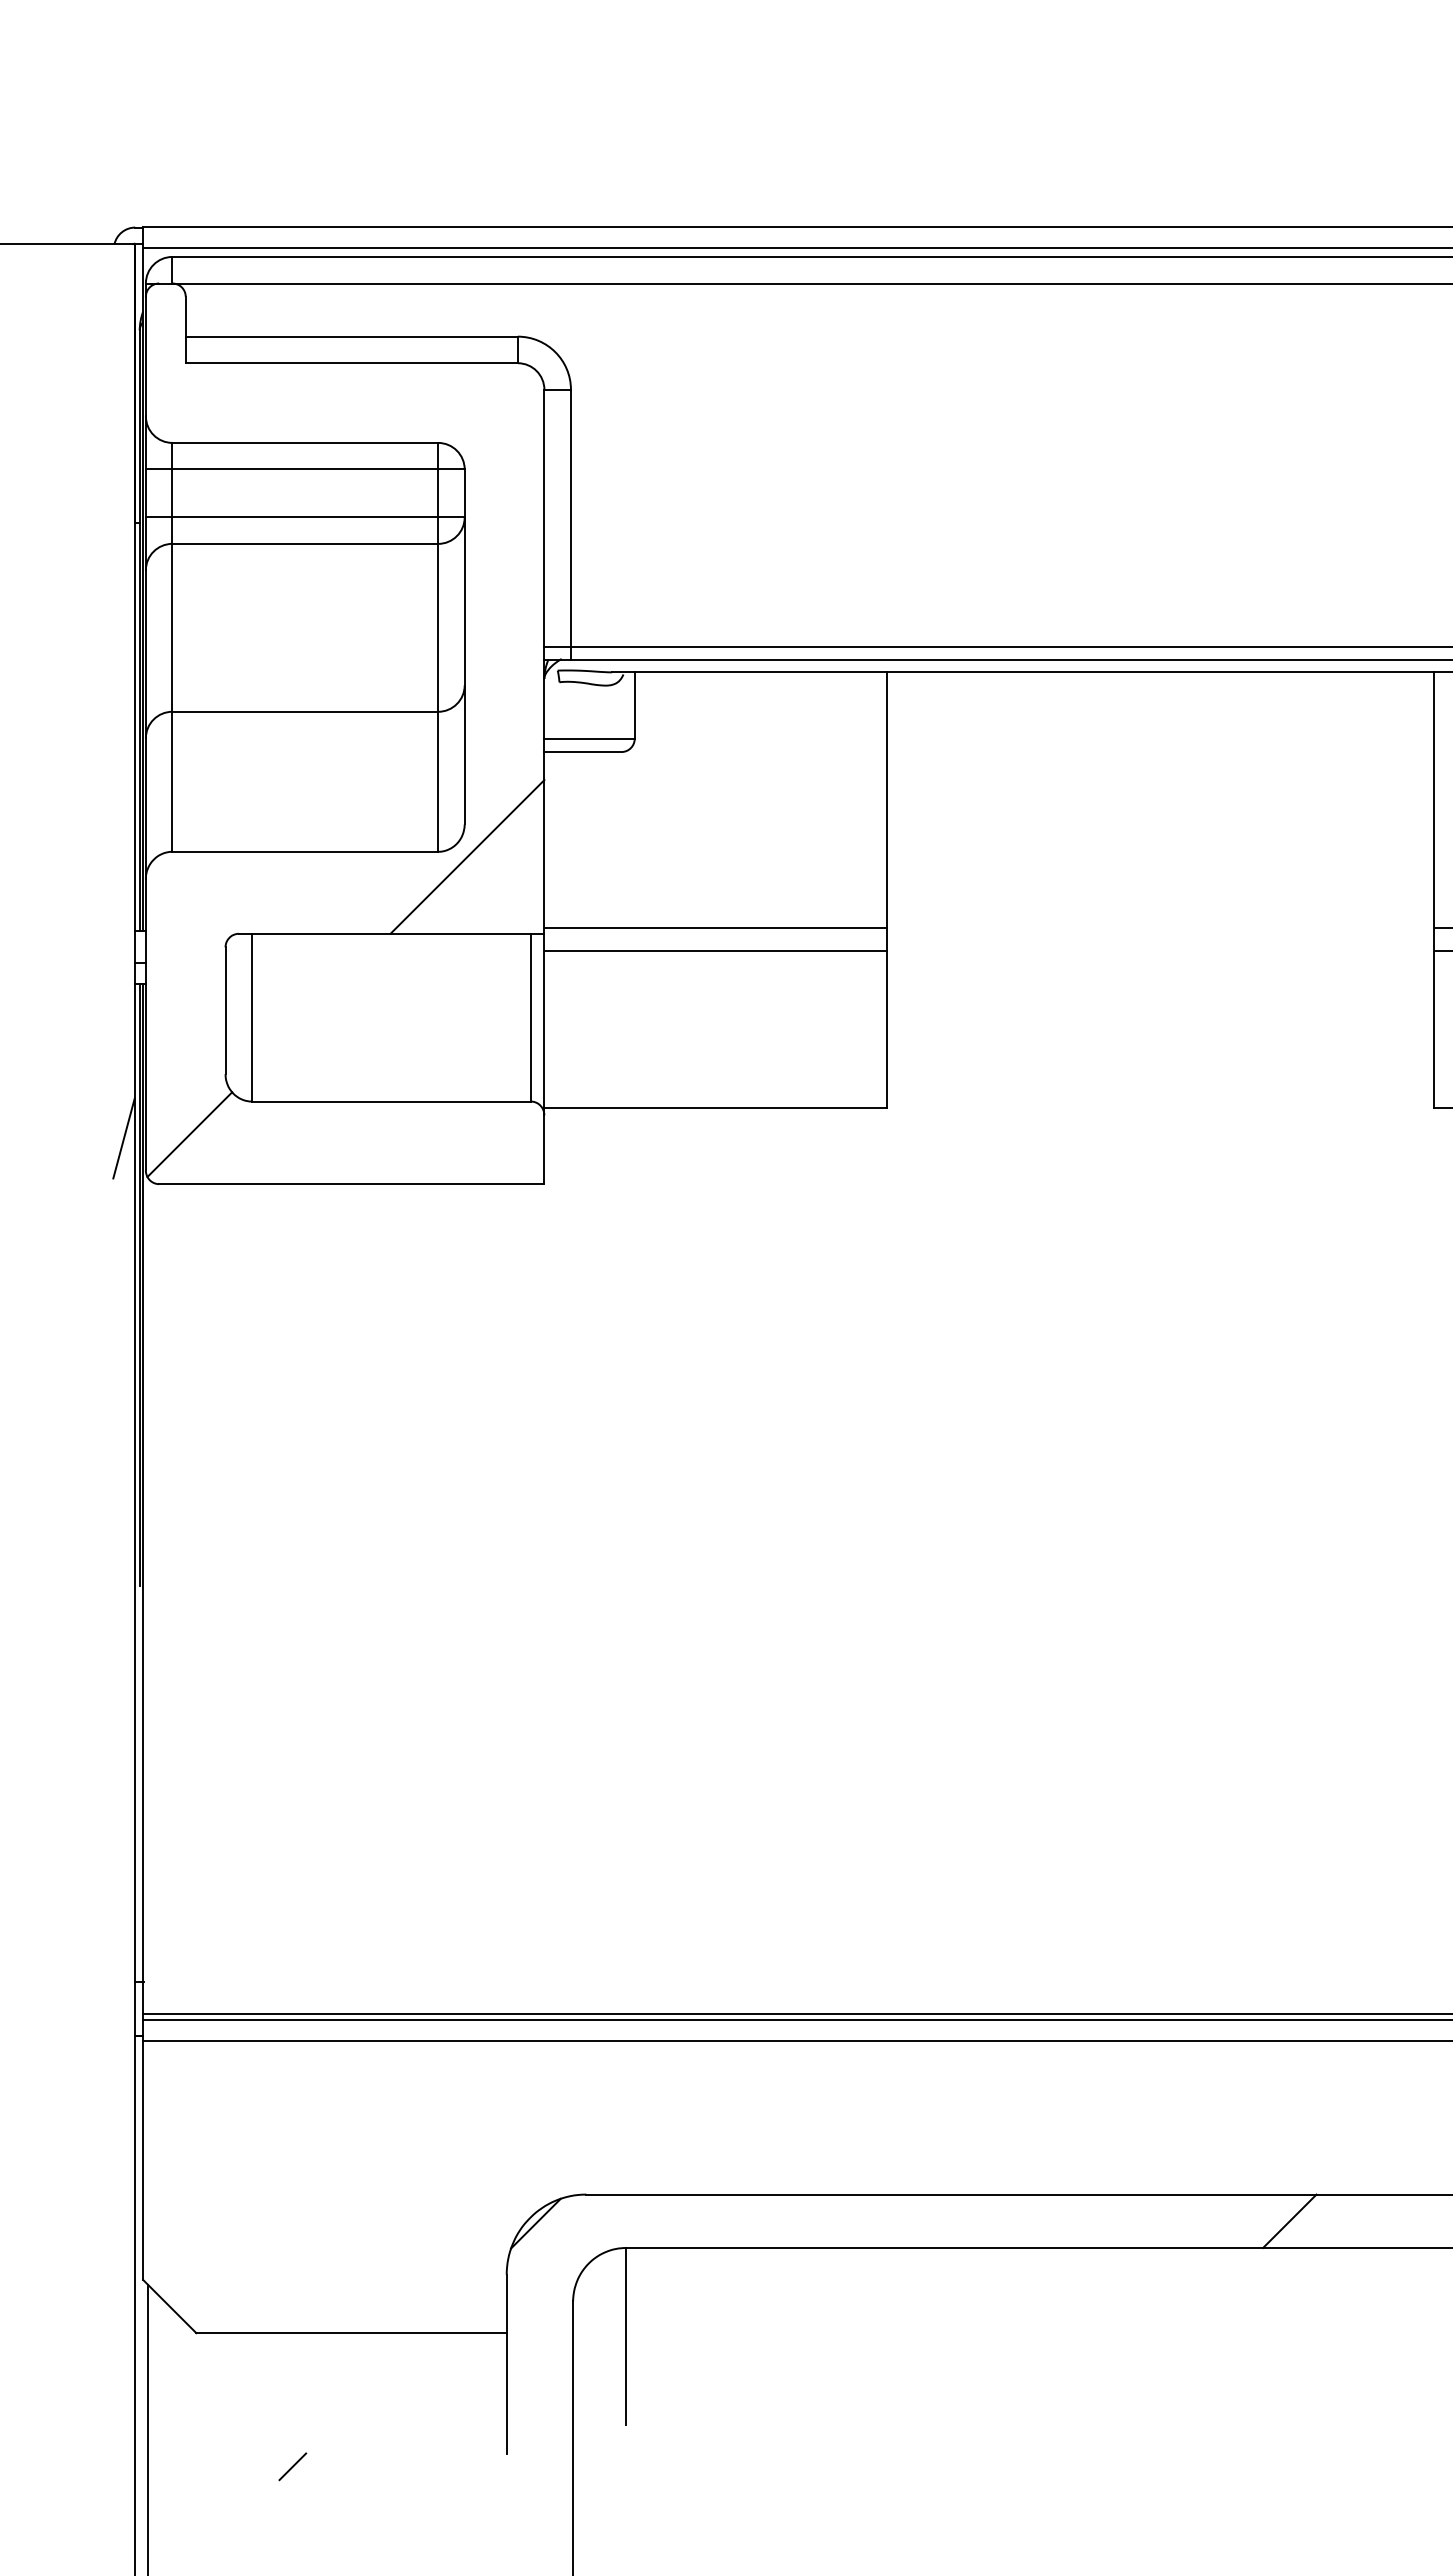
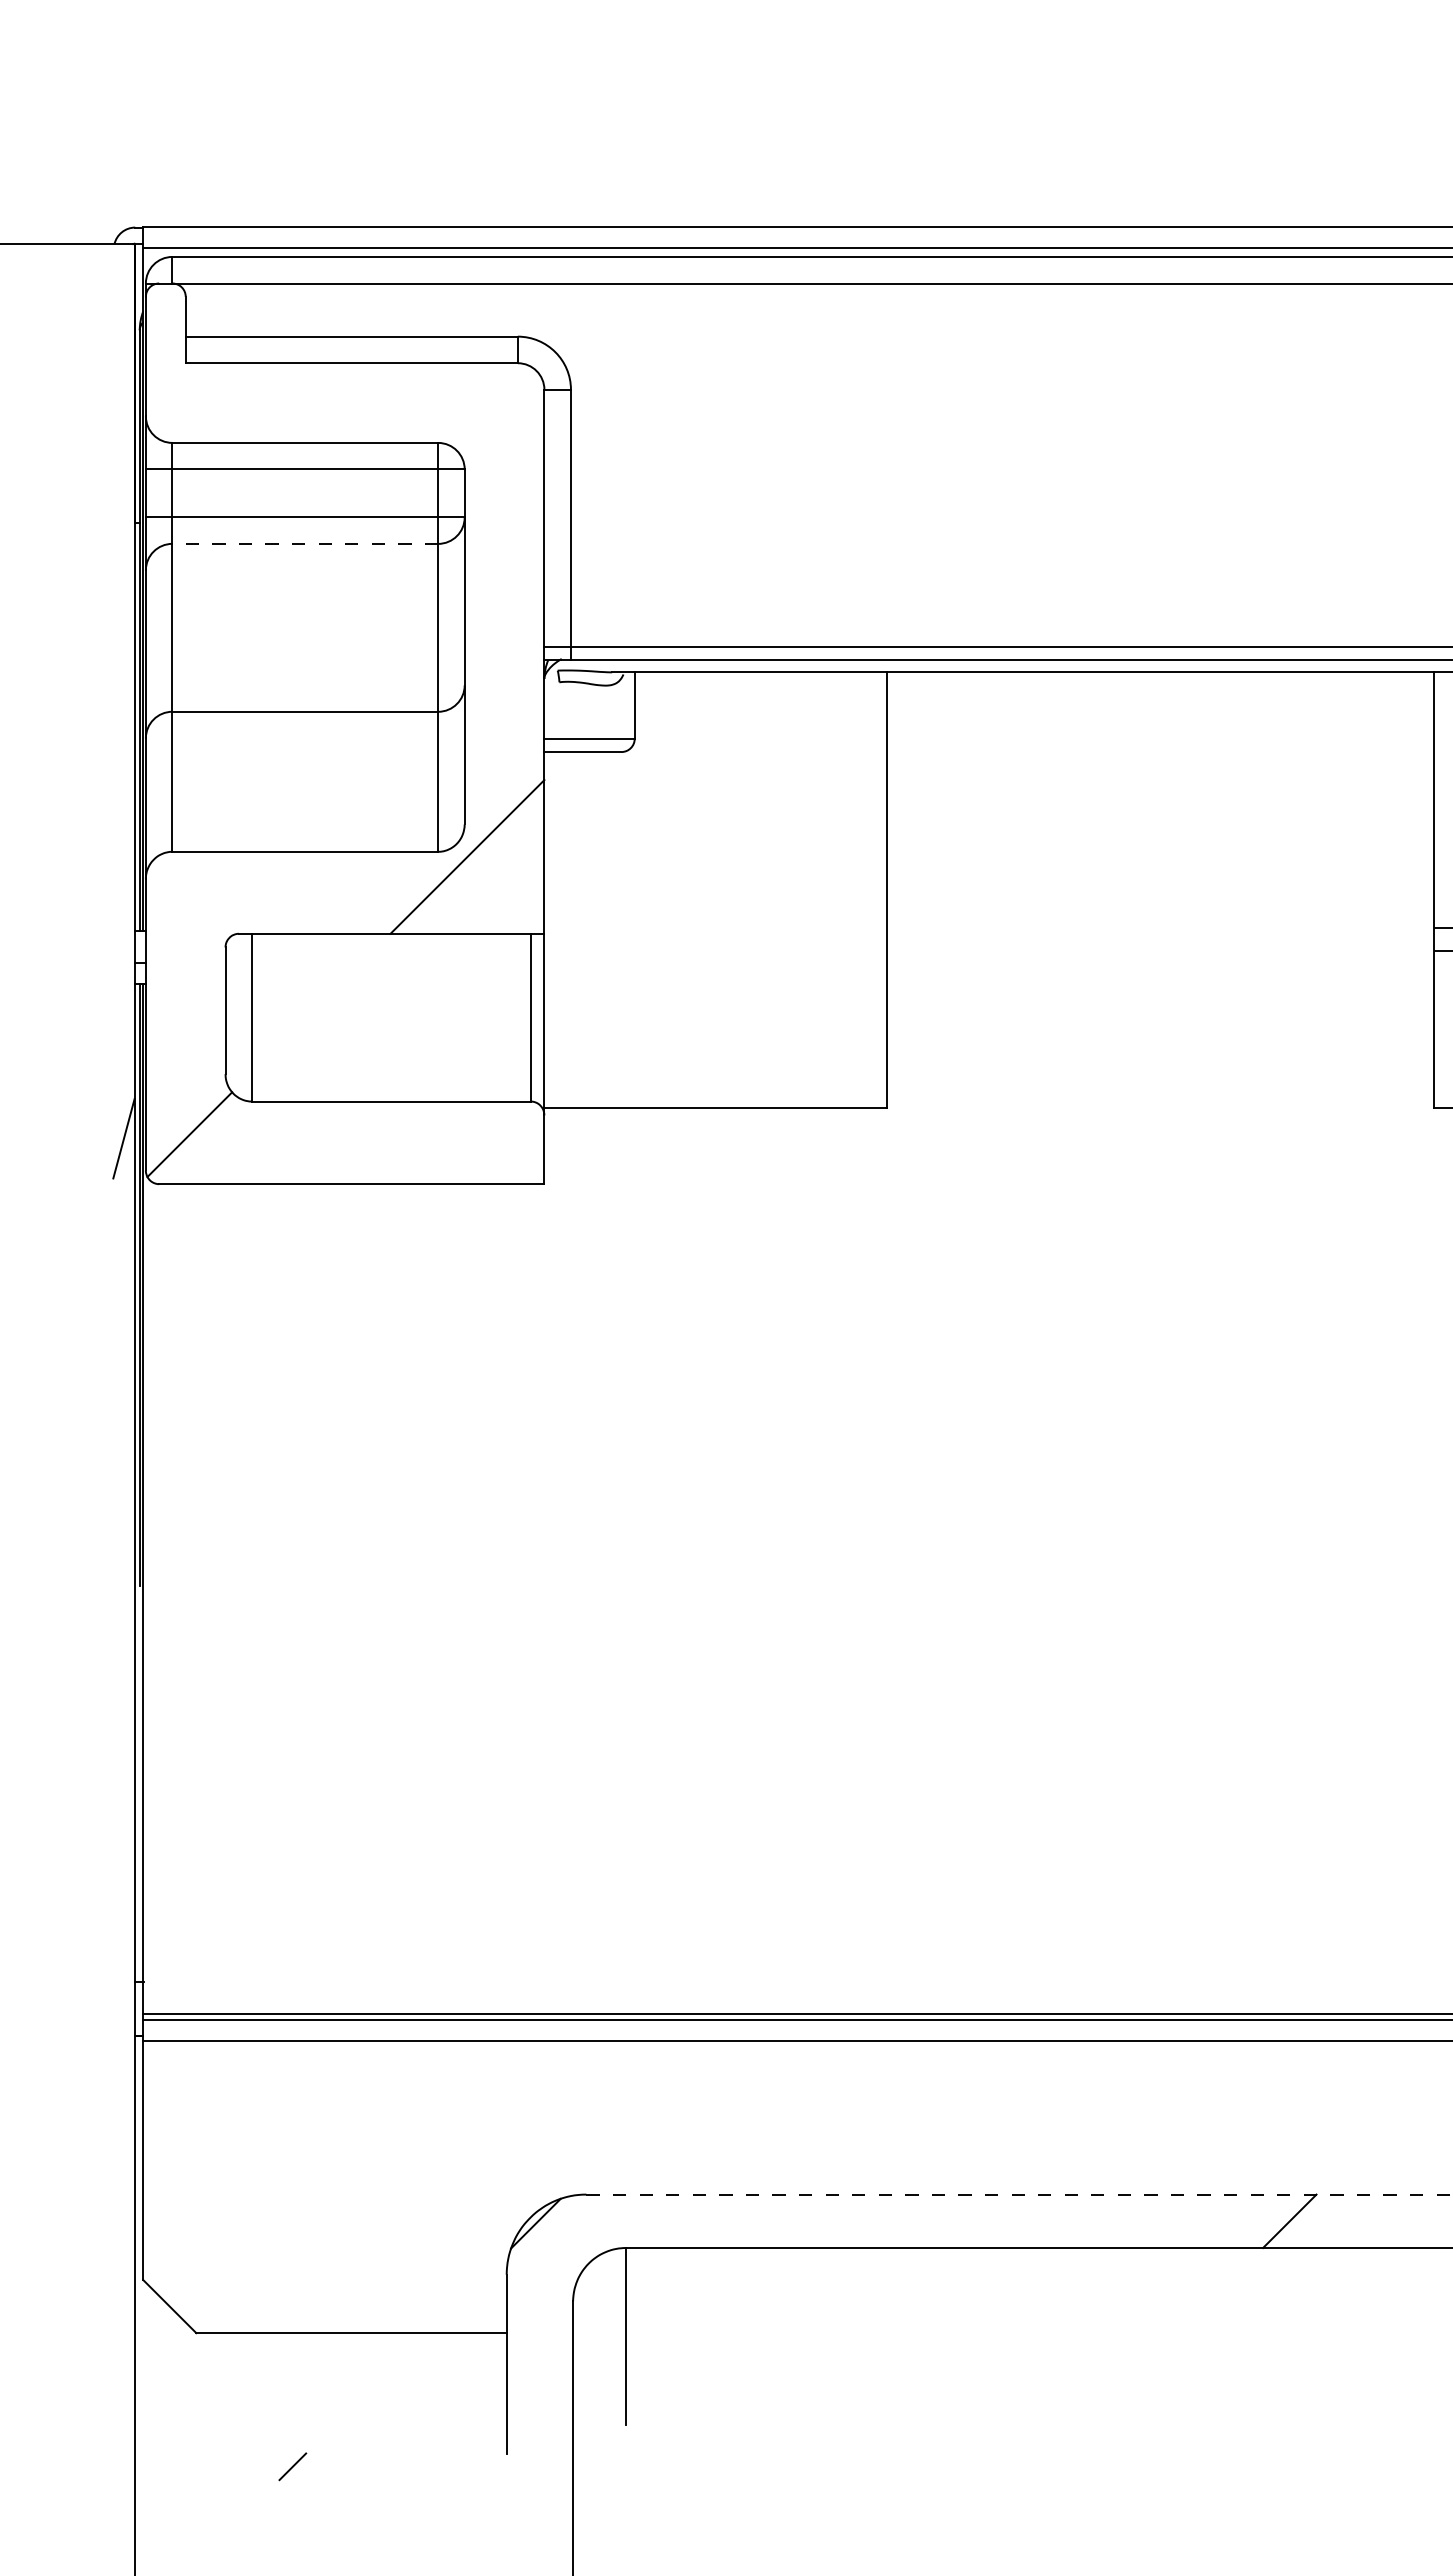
line: solid -> dashed (305, 543)
line: present -> none (715, 927)
line: present -> none (715, 950)
line: solid -> dashed (1019, 2194)
line: present -> none (148, 2428)
